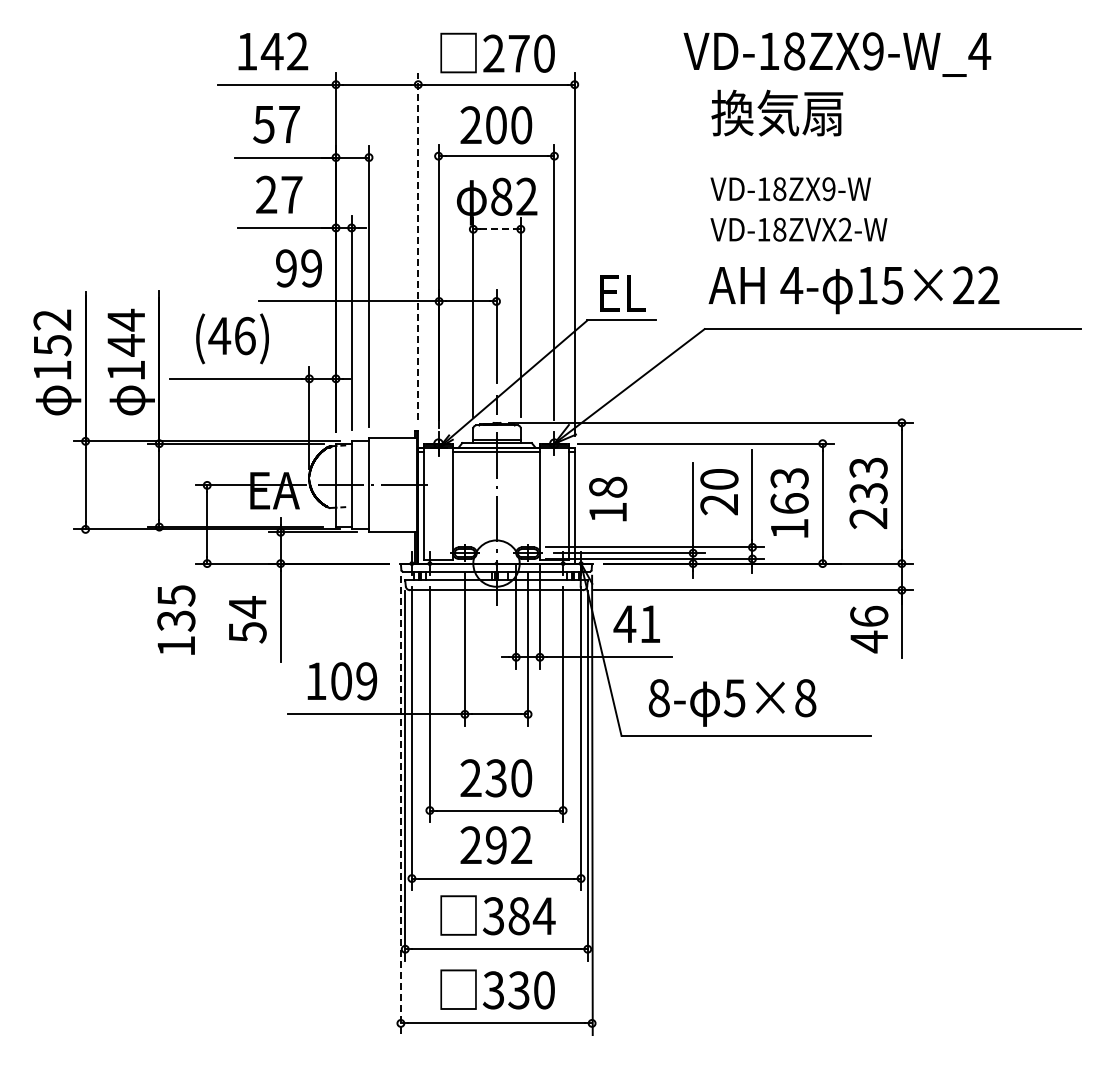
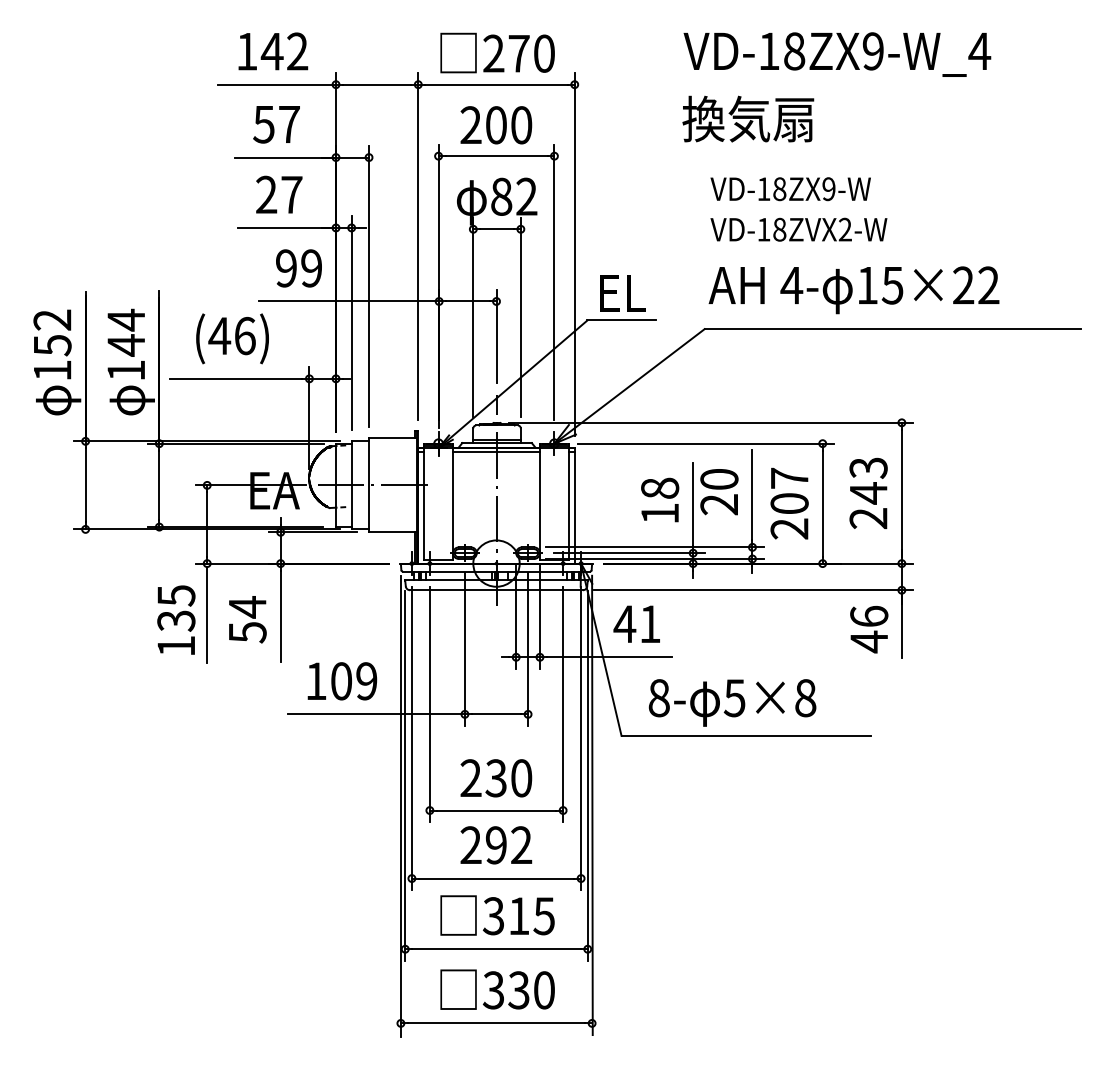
text position: (777, 112) -> (748, 118) (748, 118)
line: dashed -> solid (497, 229)
line: dashed -> solid (418, 246)
text: 233 -> 243 (868, 493)
text position: (608, 498) -> (660, 499) (660, 499)
text: 163 -> 207 (789, 503)
line: none -> present (207, 614)
line: dashed -> solid (400, 806)
text: 384 -> 315 (531, 916)
